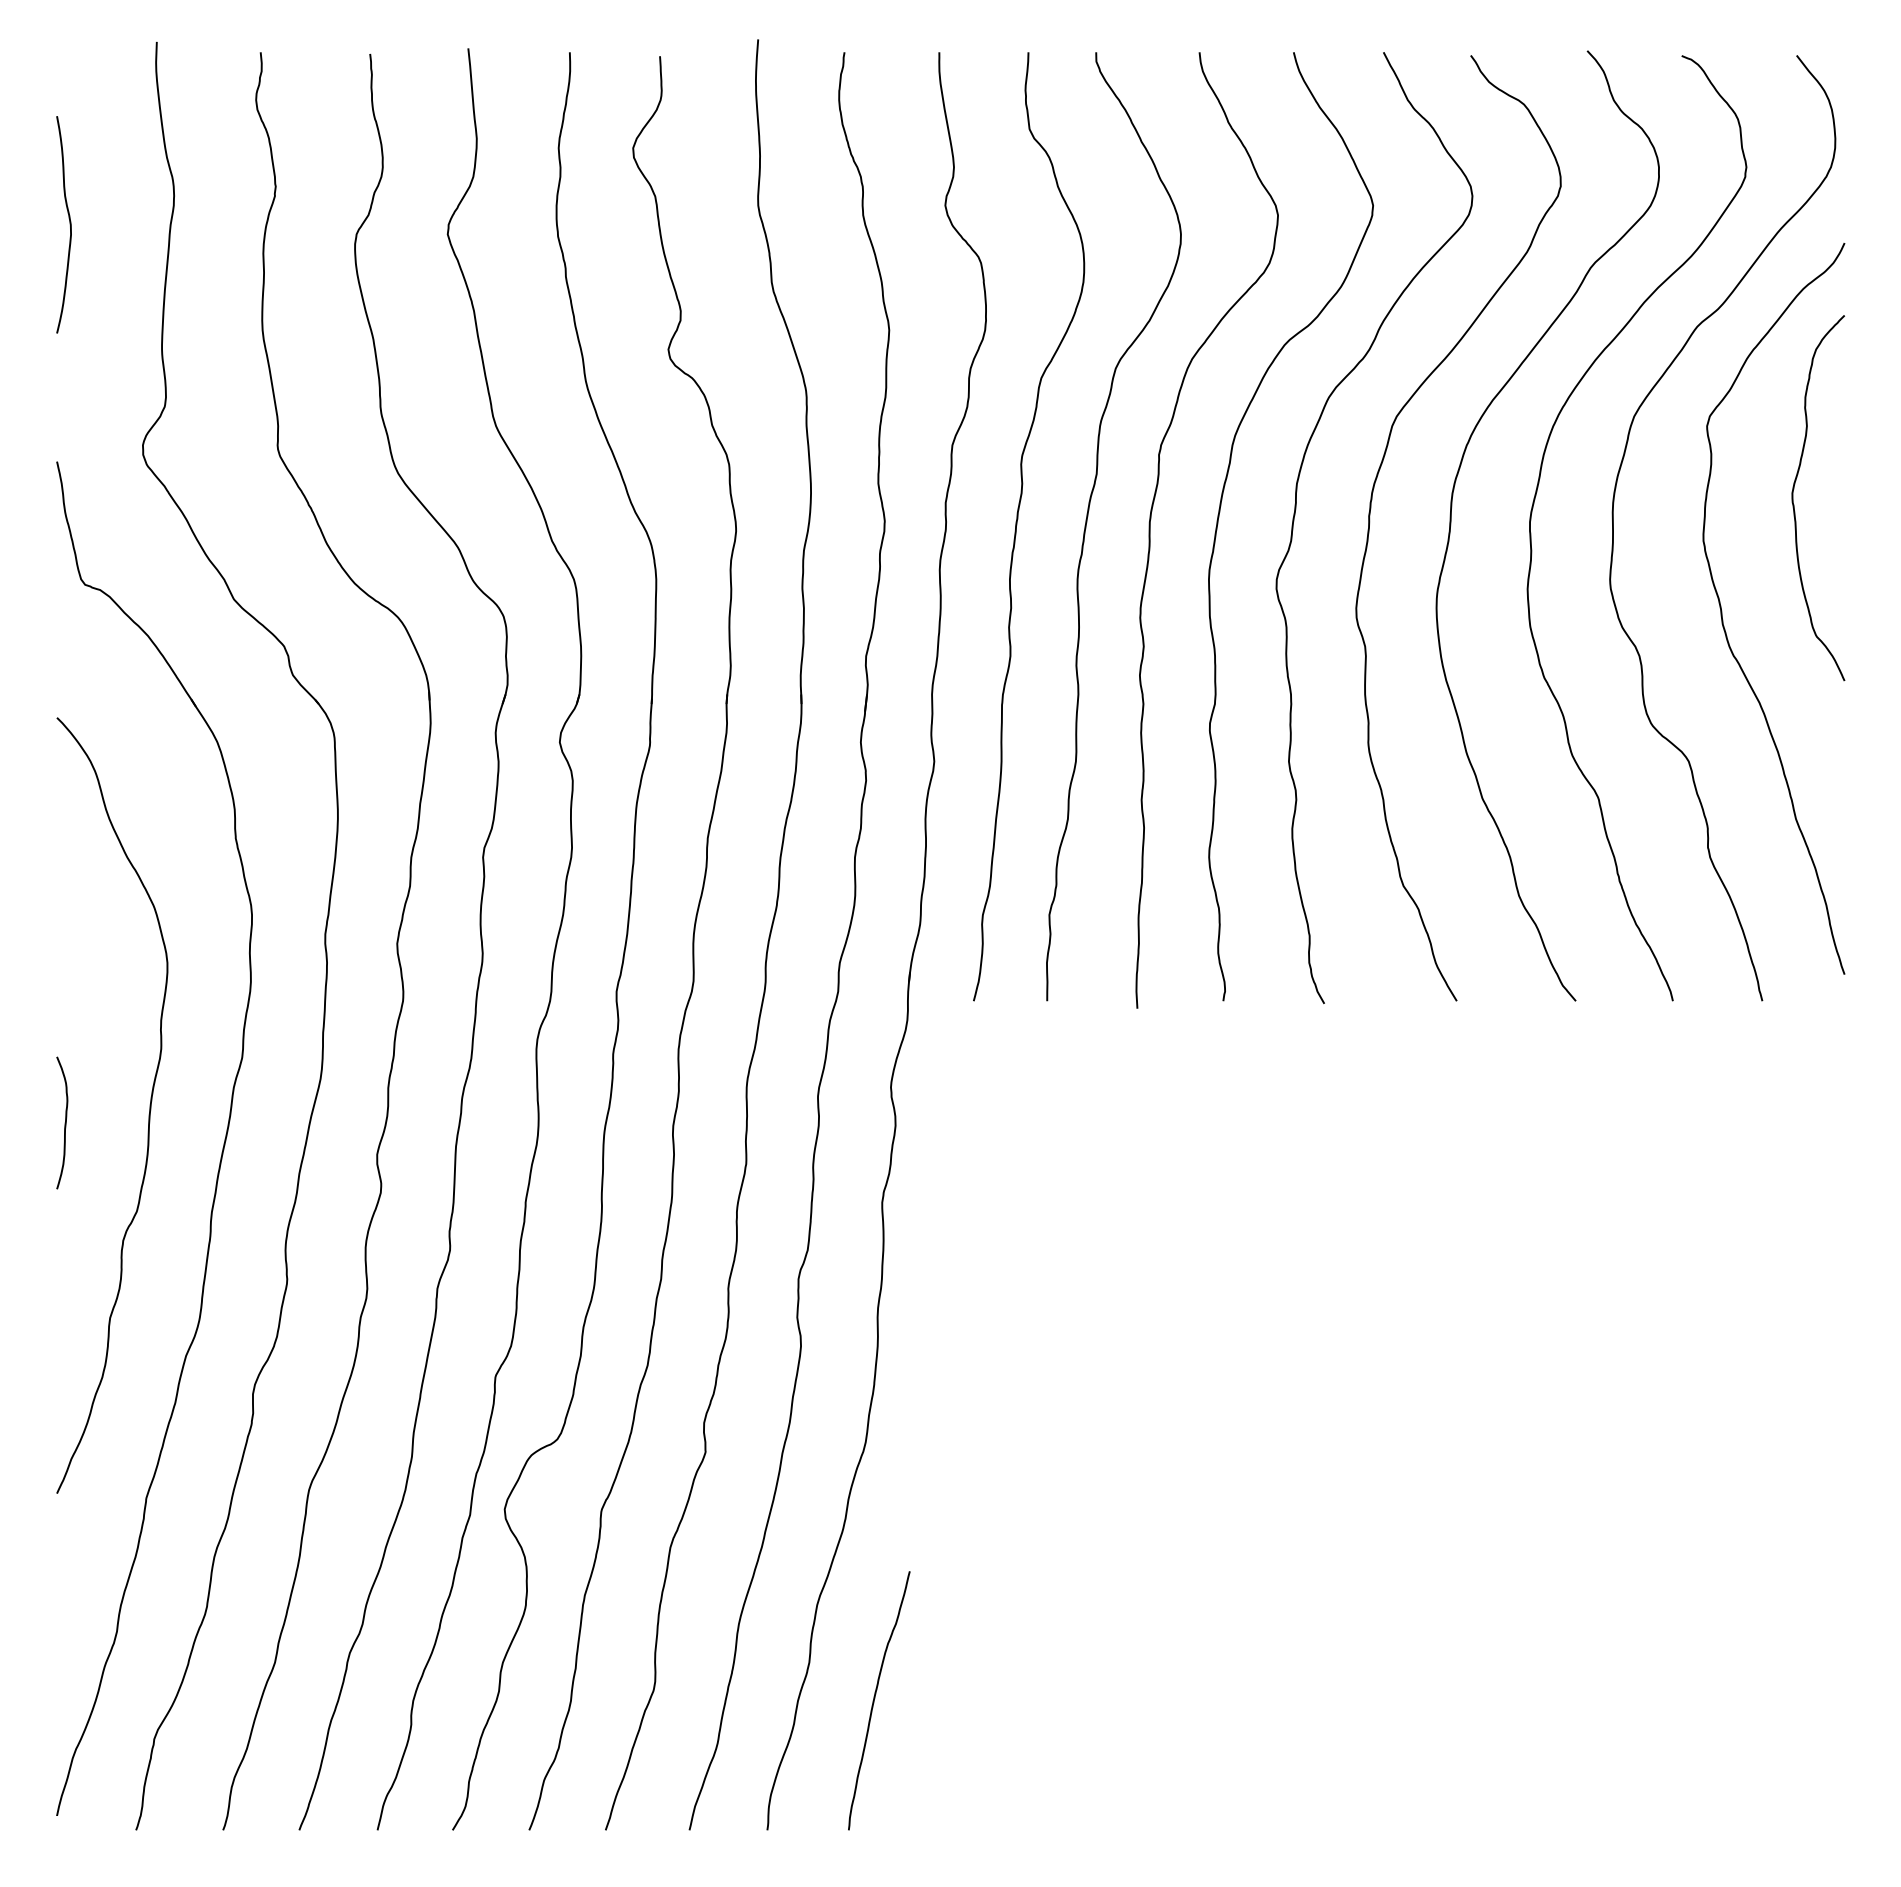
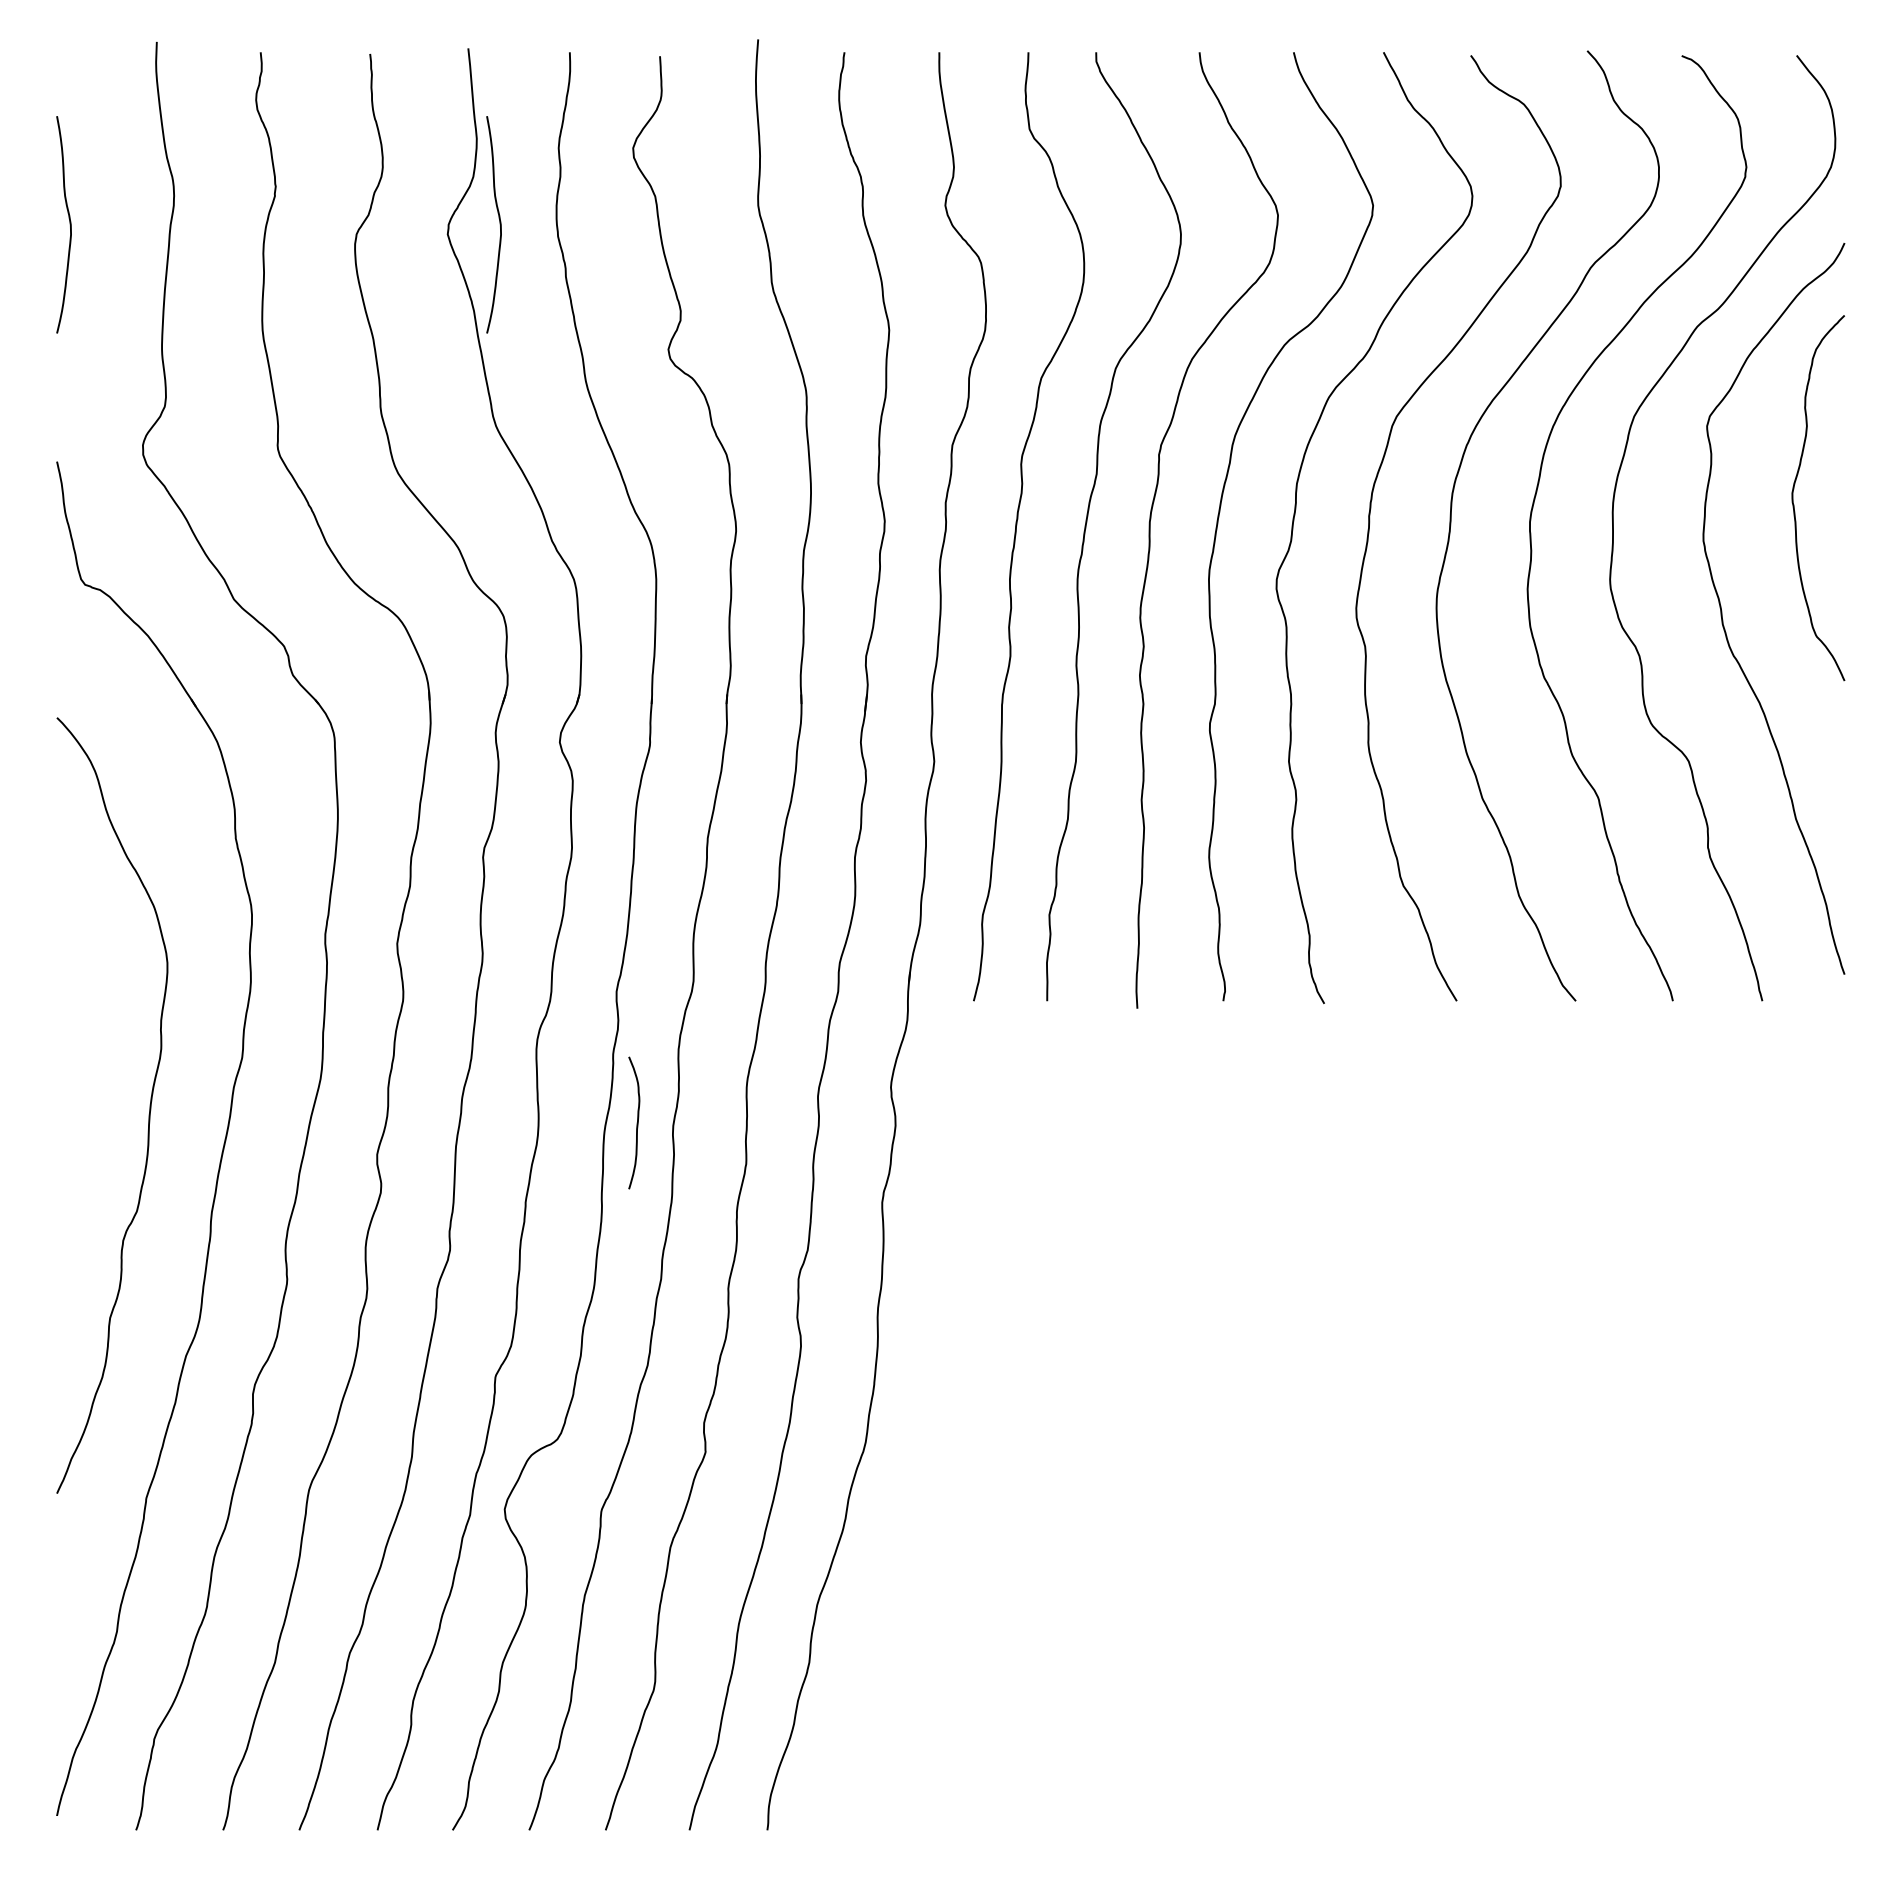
curve: none -> present (499, 224)
curve position: (64, 1122) -> (636, 1122) (636, 1122)
curve: present -> none (875, 1698)
